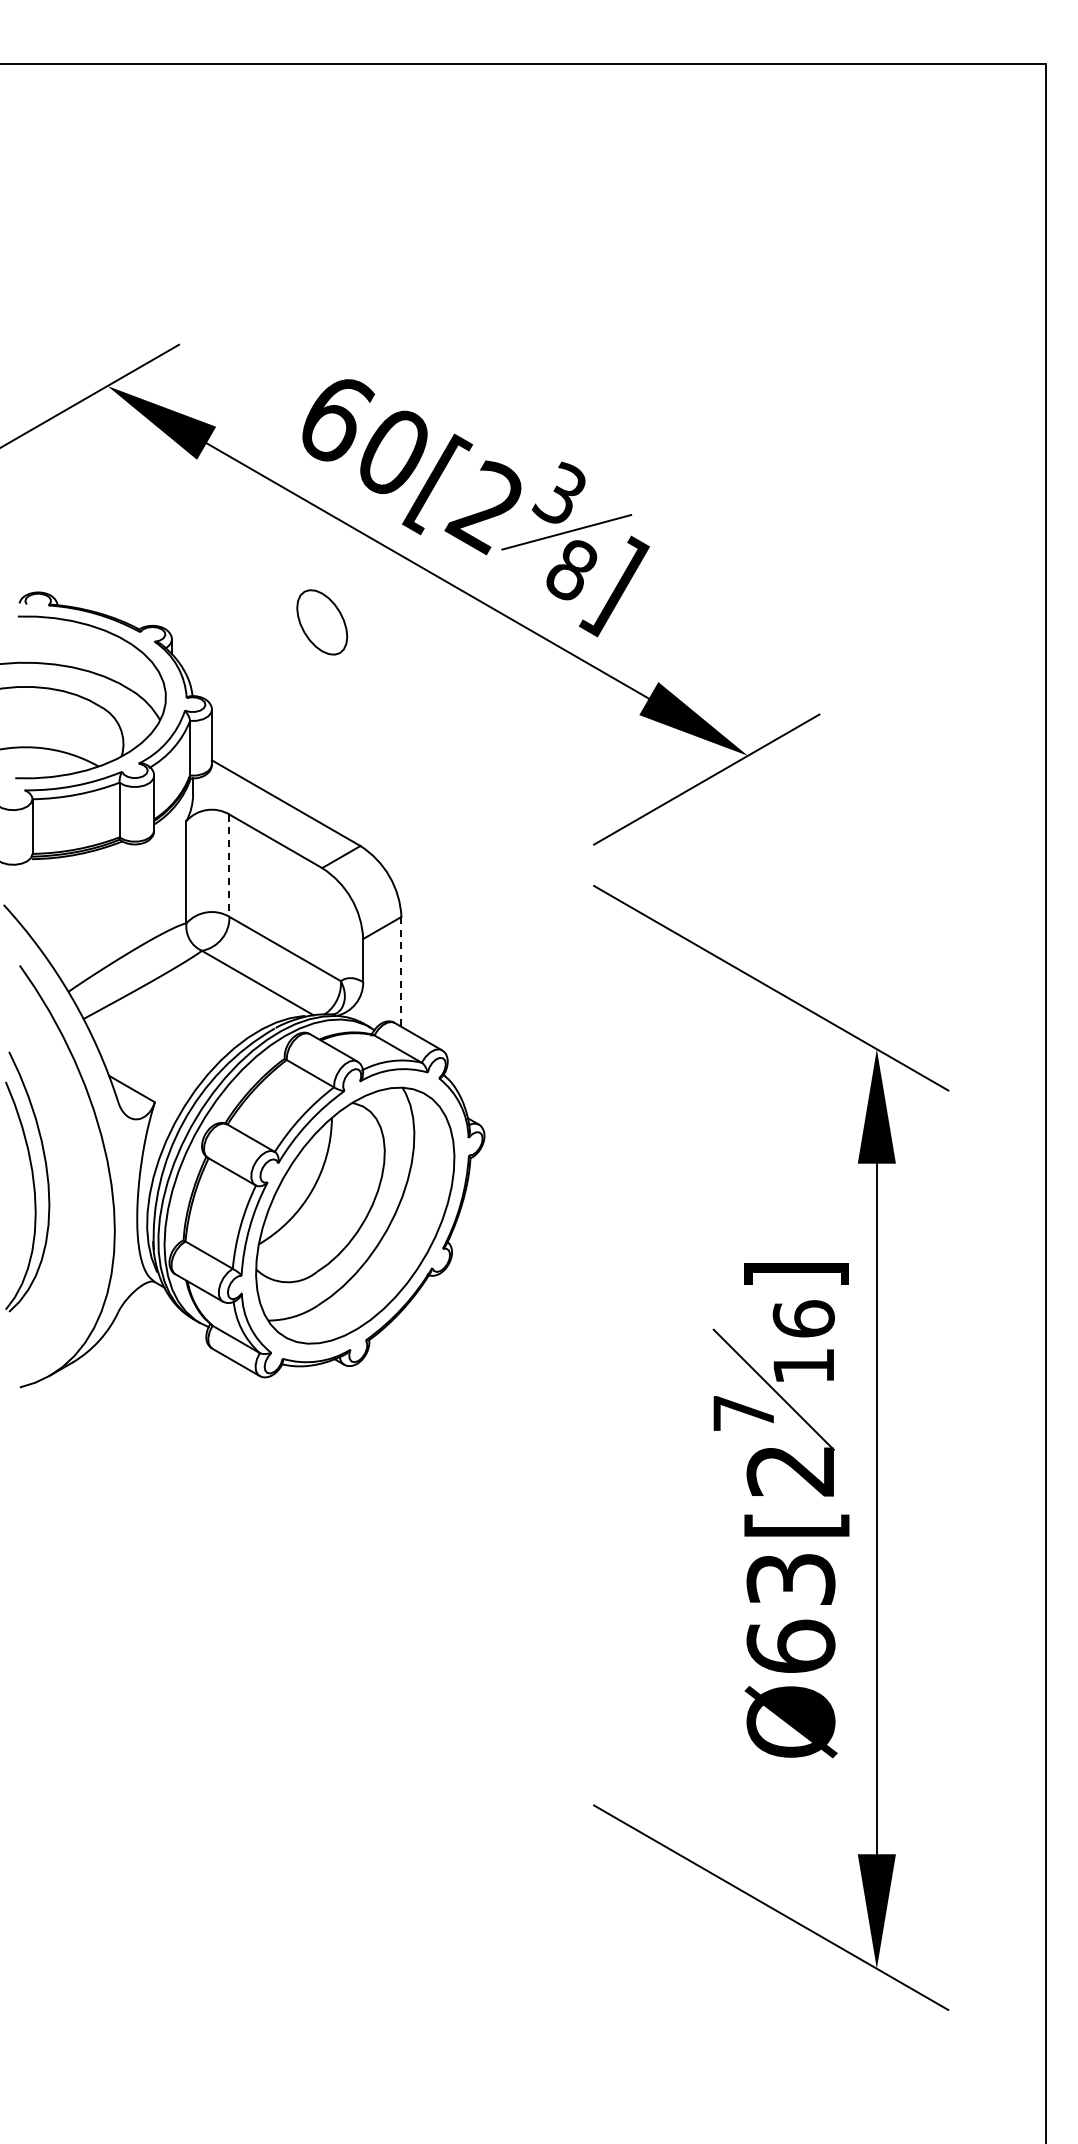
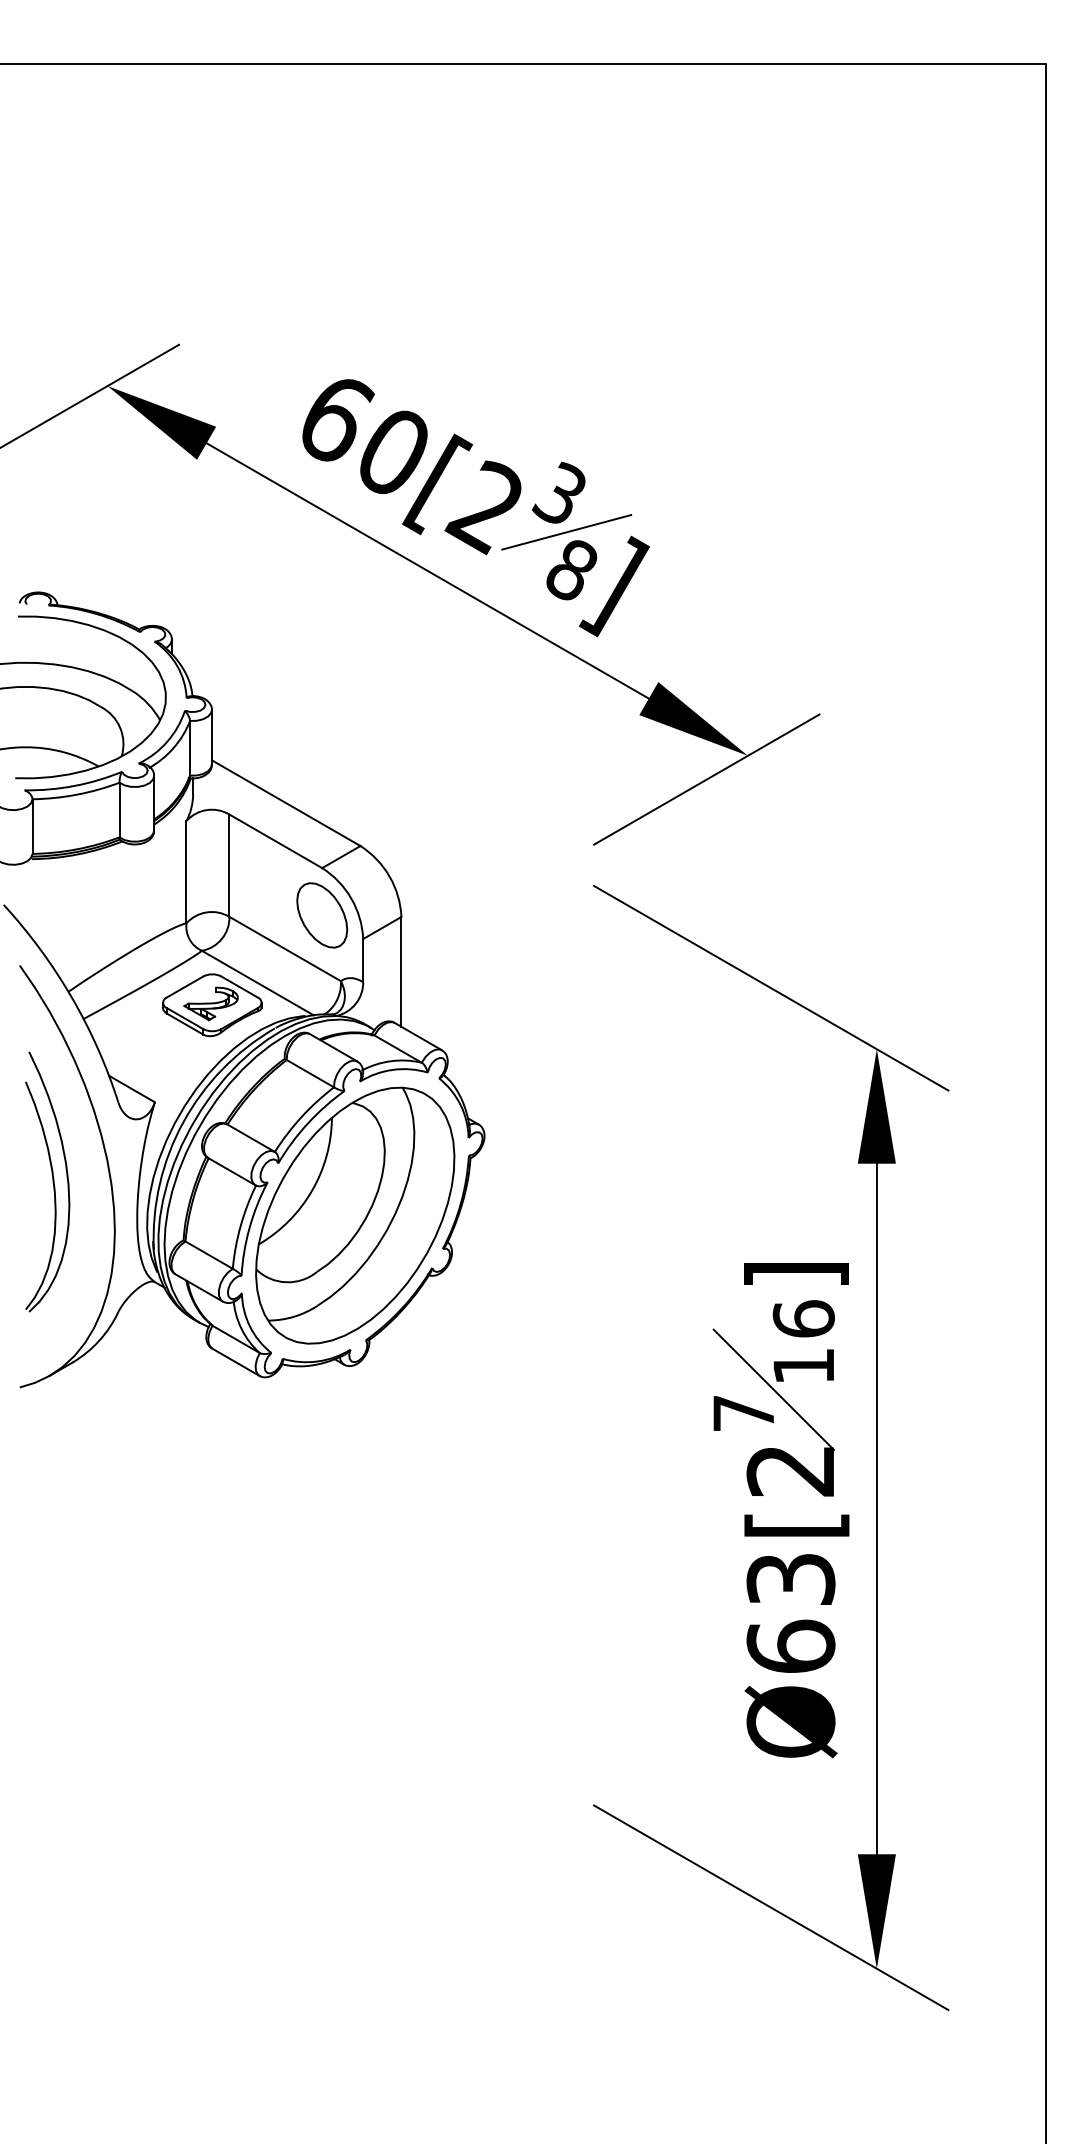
part position: (322, 622) -> (322, 915) (322, 915)
line: dashed -> solid (229, 866)
line: dashed -> solid (401, 971)
part: none -> present (212, 1005)
part position: (27, 1181) -> (47, 1181) (47, 1181)
